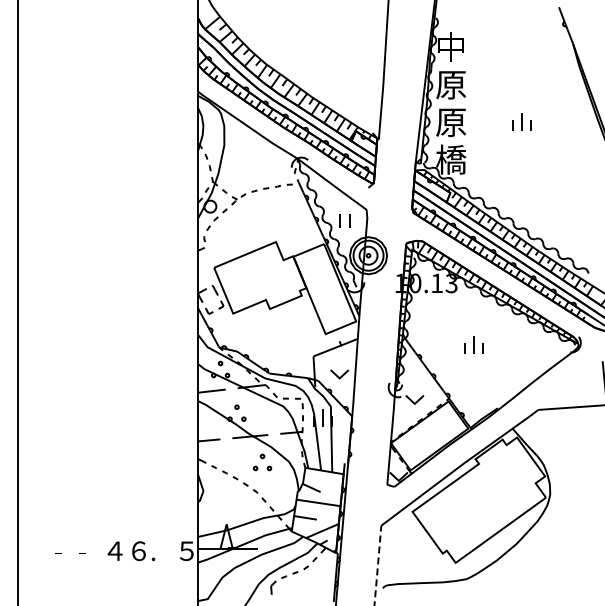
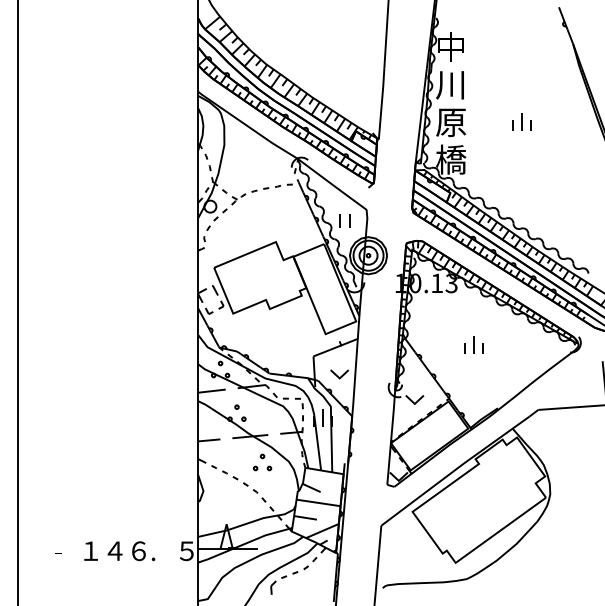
text: 原 -> 川 (451, 85)
text: - -> １ (88, 550)
line: dashed -> solid (377, 565)
